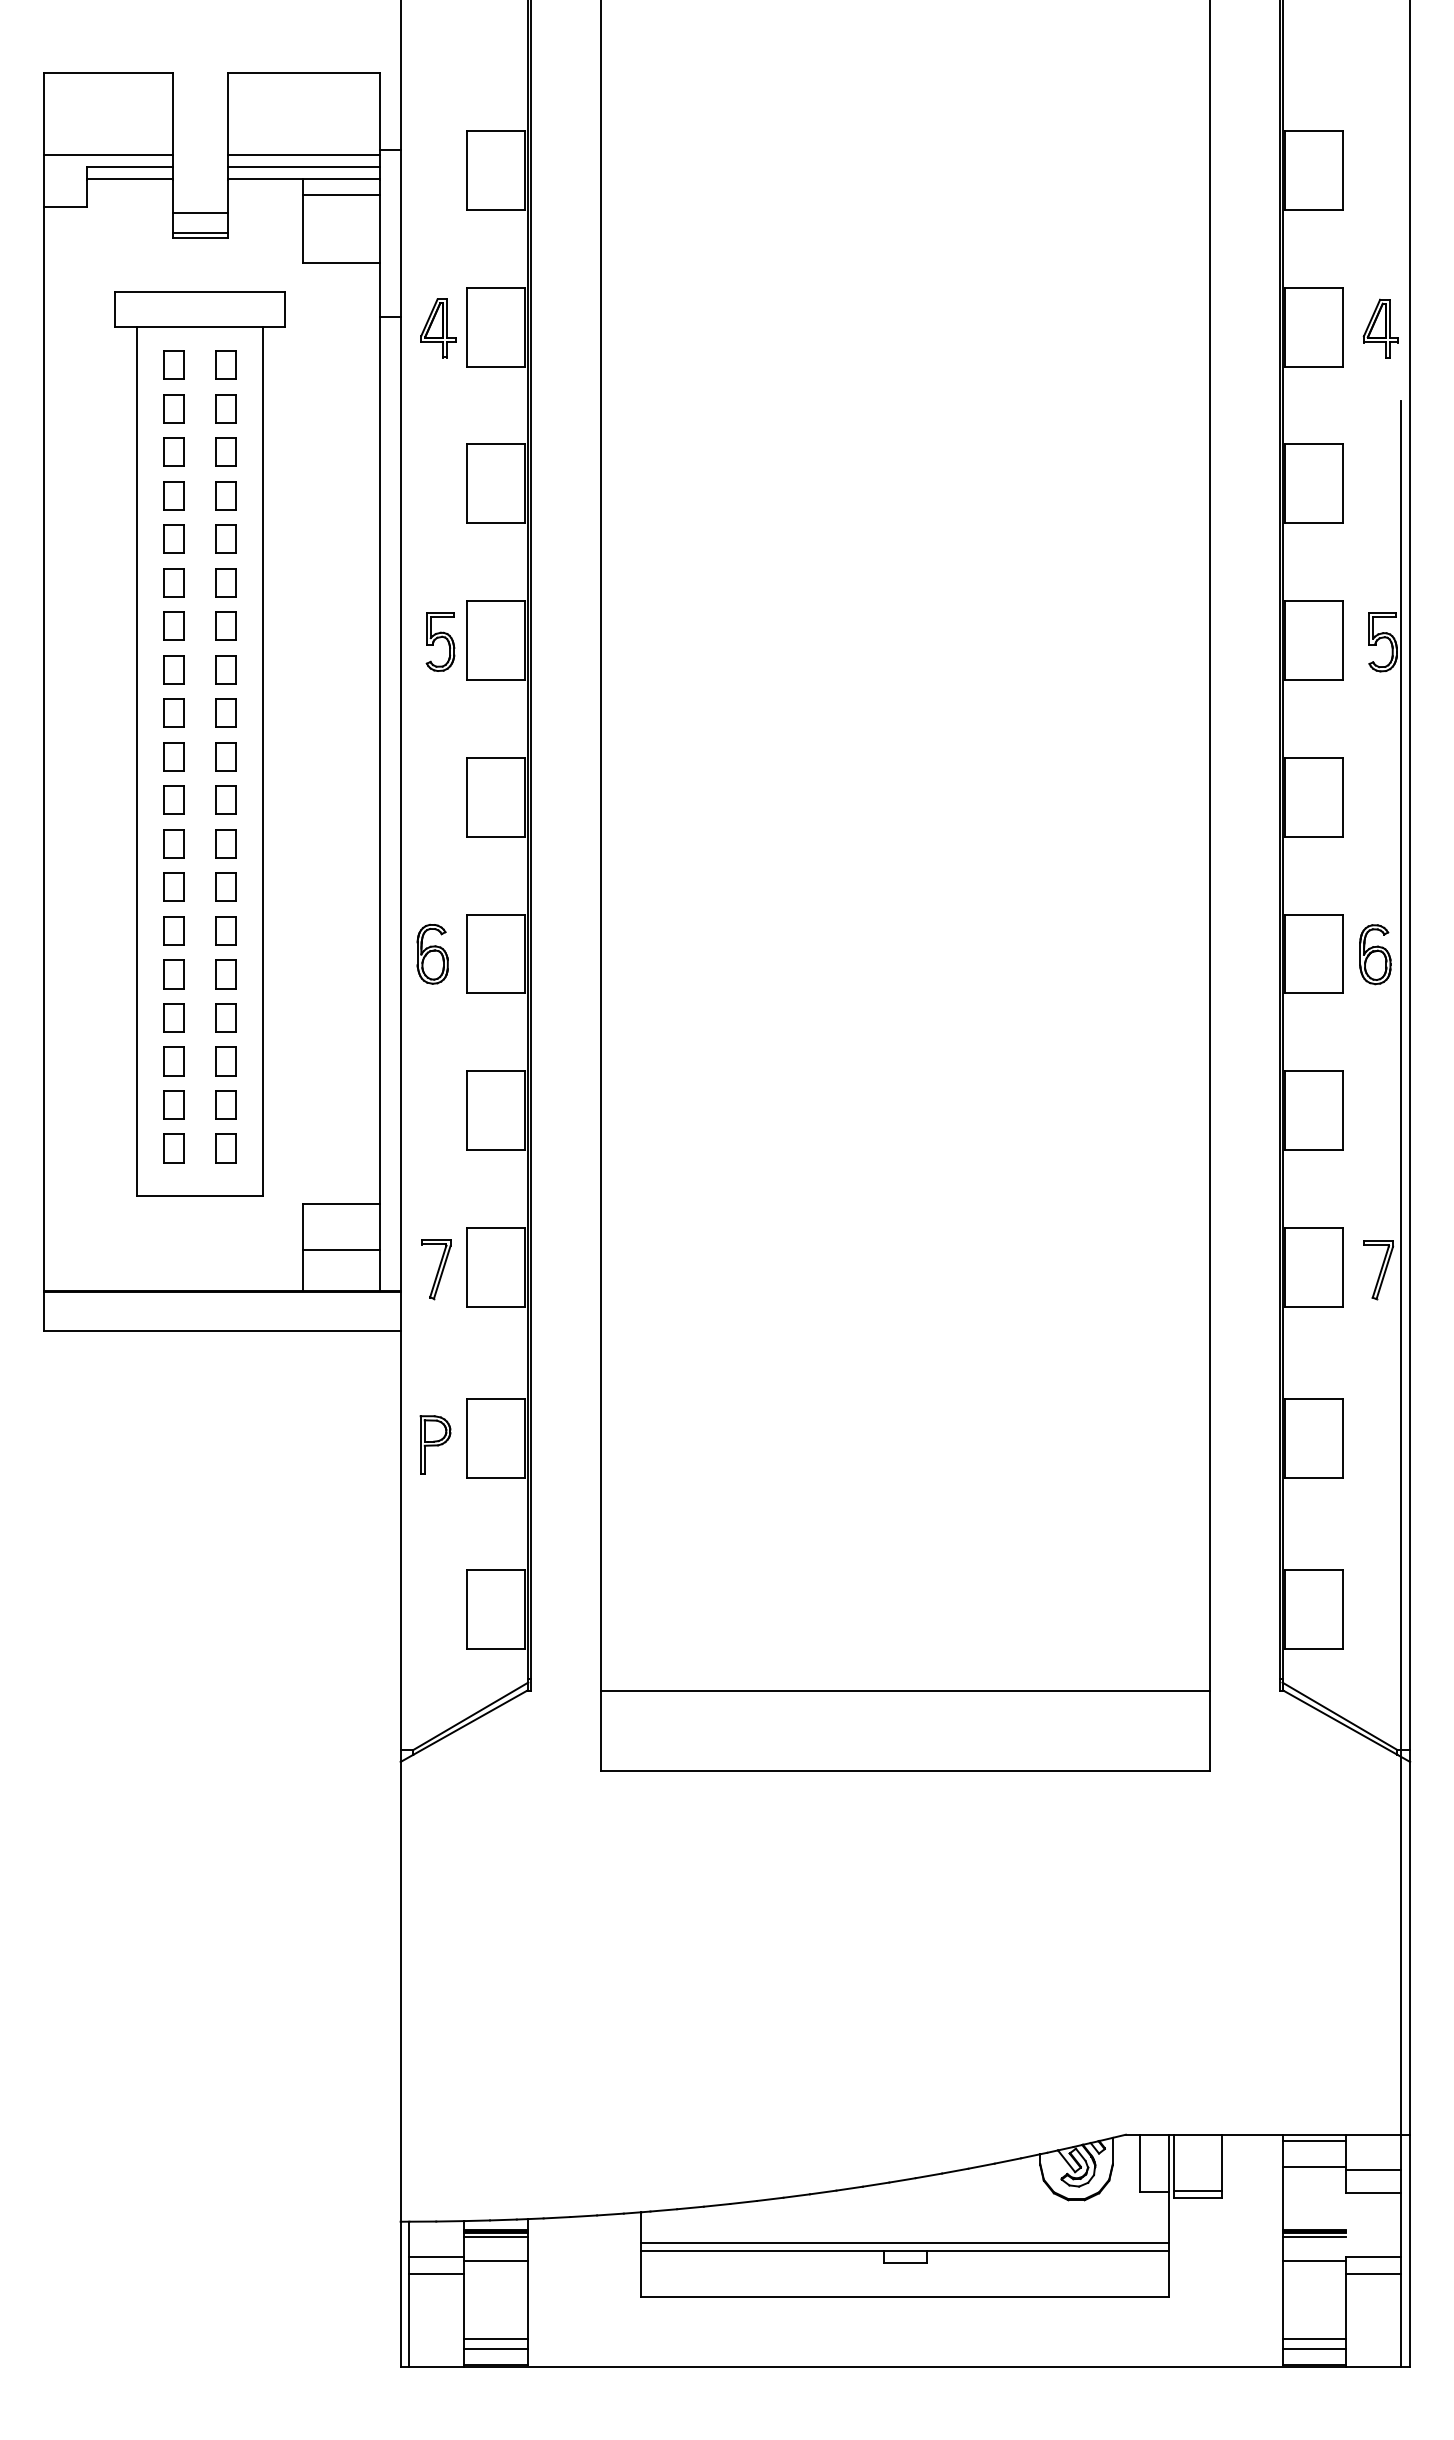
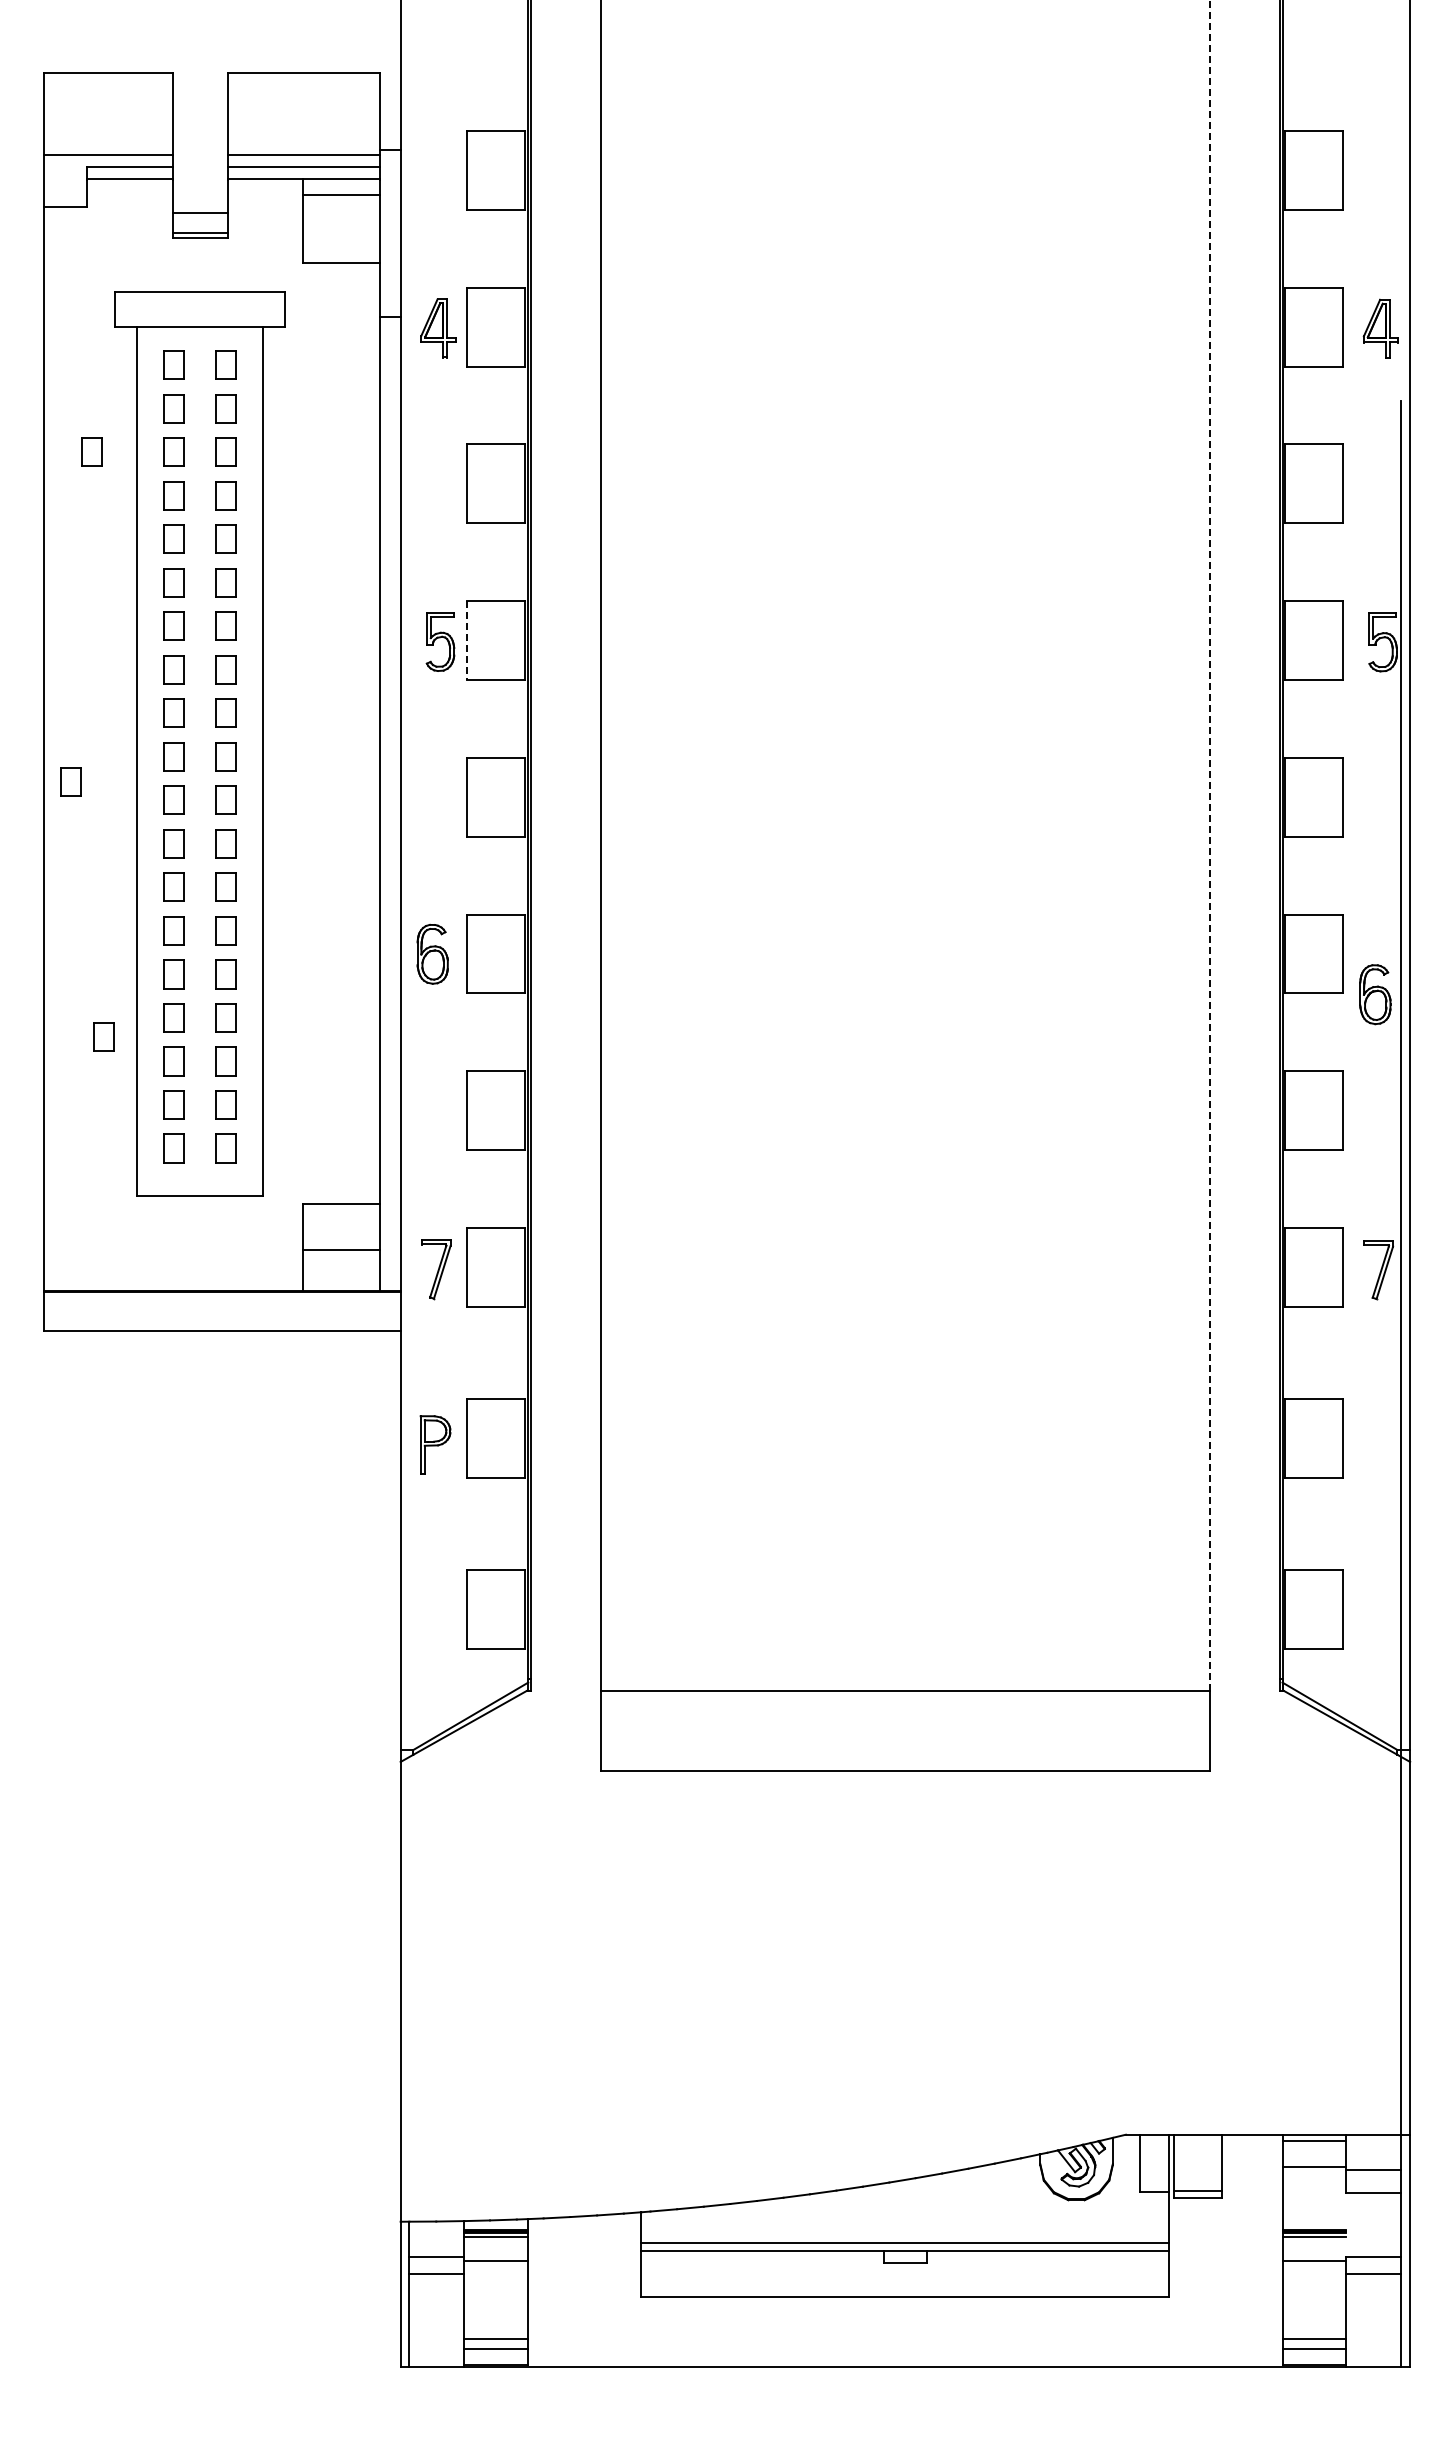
part: none -> present (91, 451)
line: solid -> dashed (467, 641)
part: none -> present (70, 781)
line: solid -> dashed (1209, 845)
part position: (1375, 954) -> (1375, 994) (1375, 994)
part: none -> present (103, 1036)
